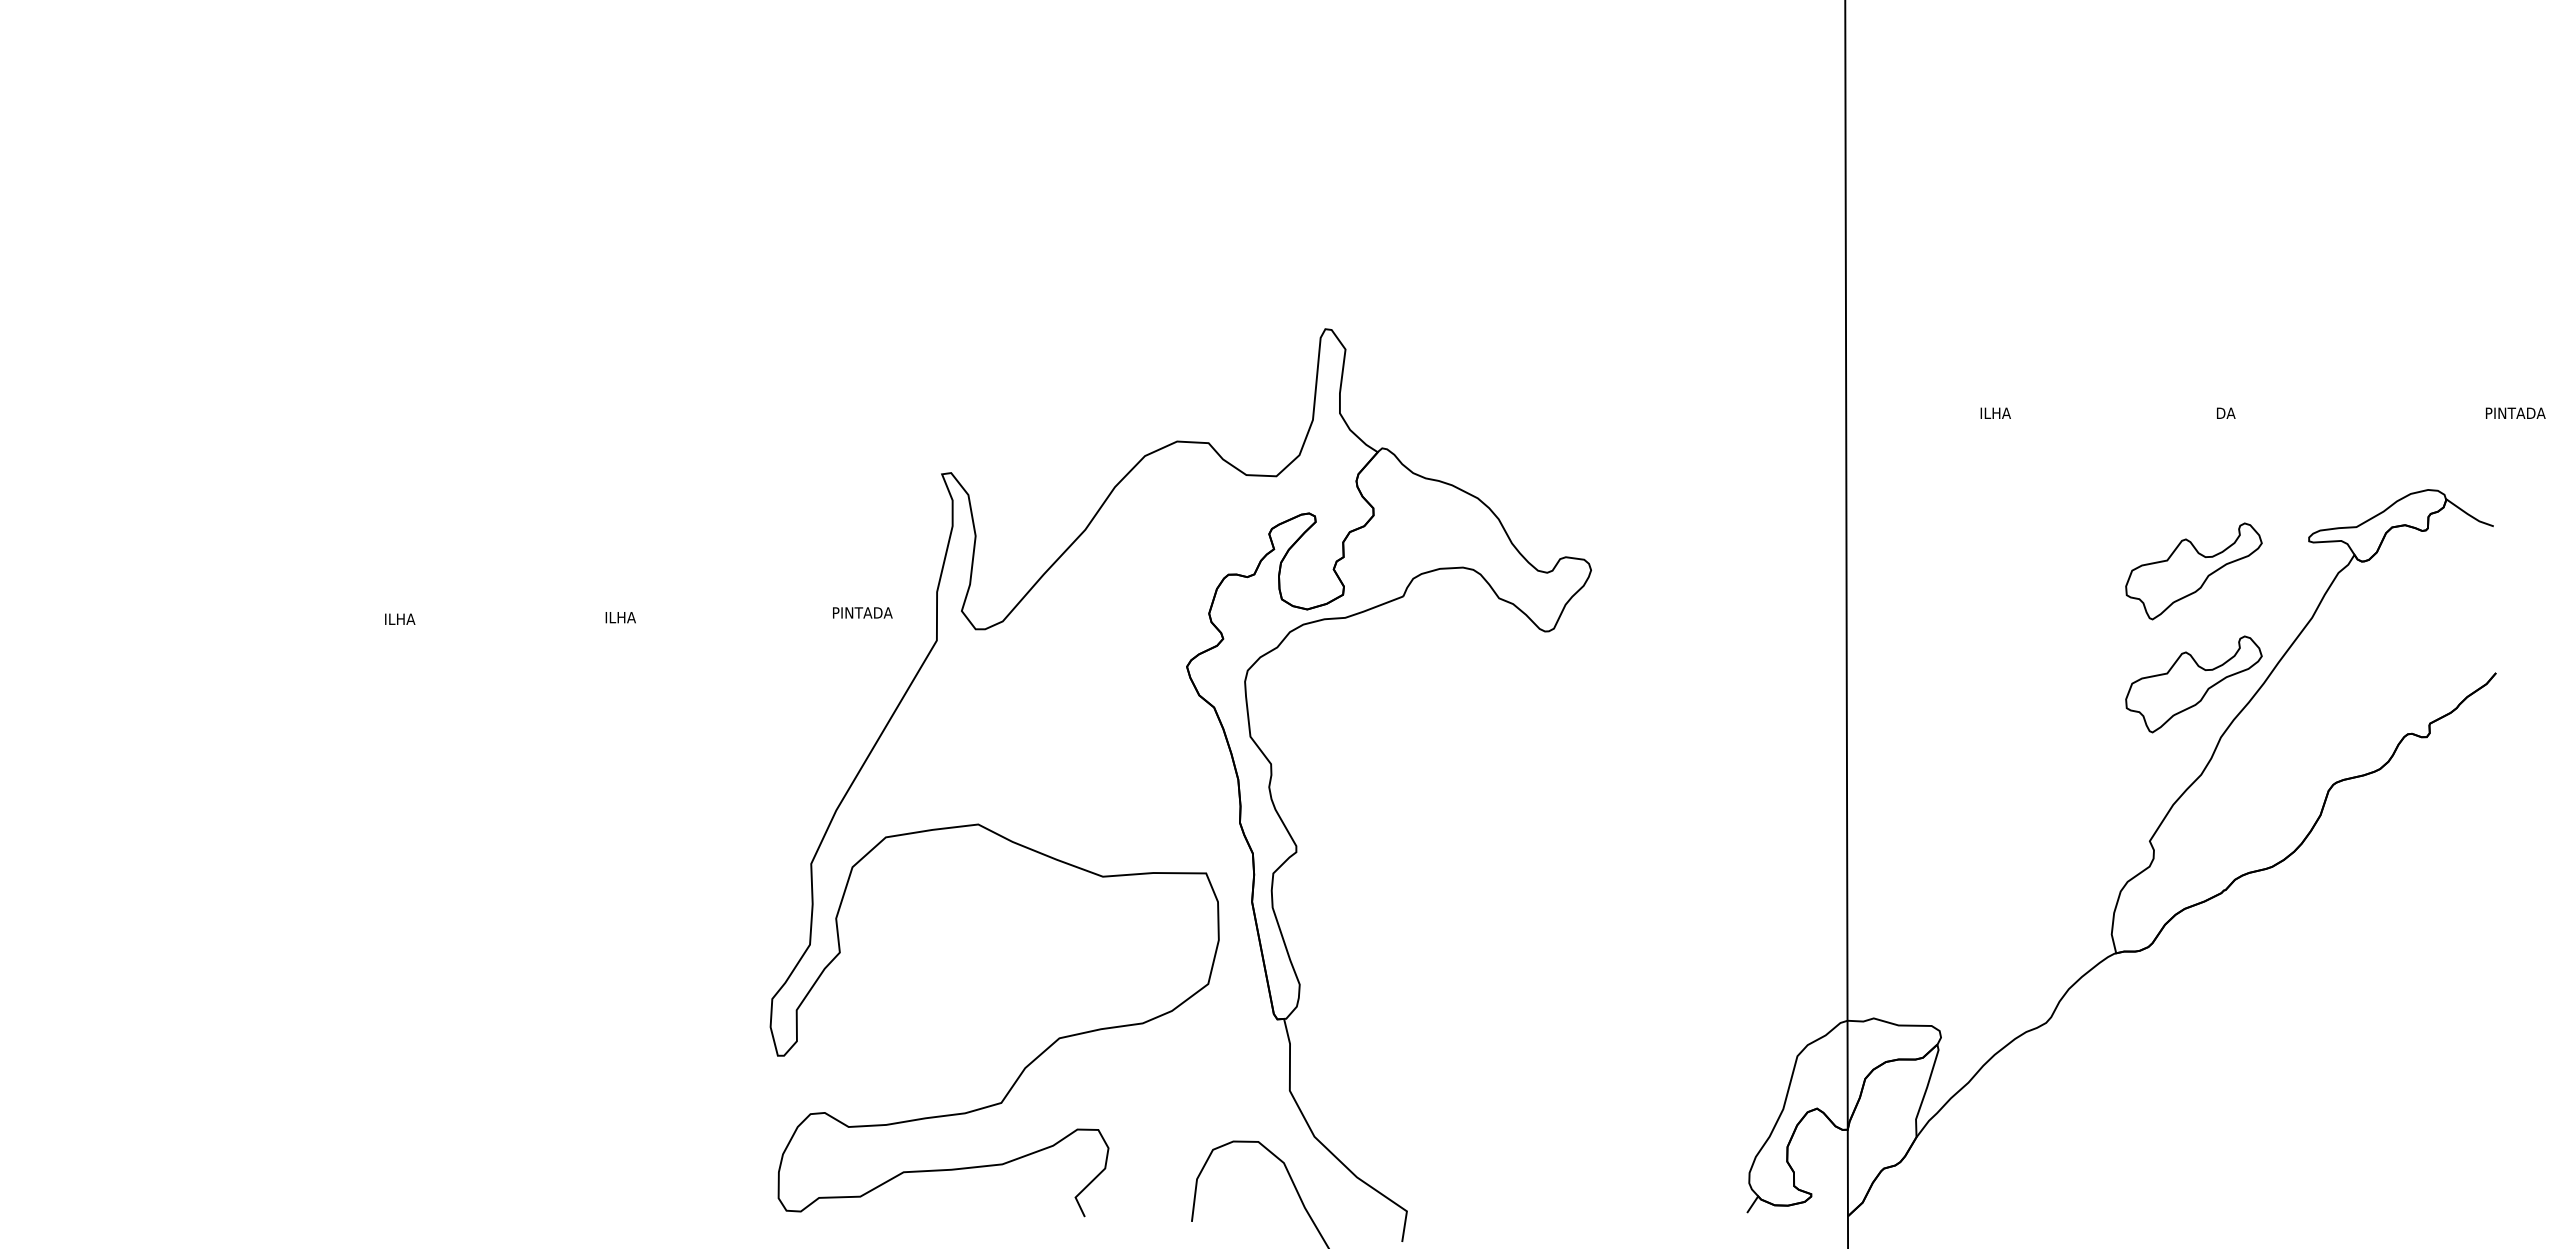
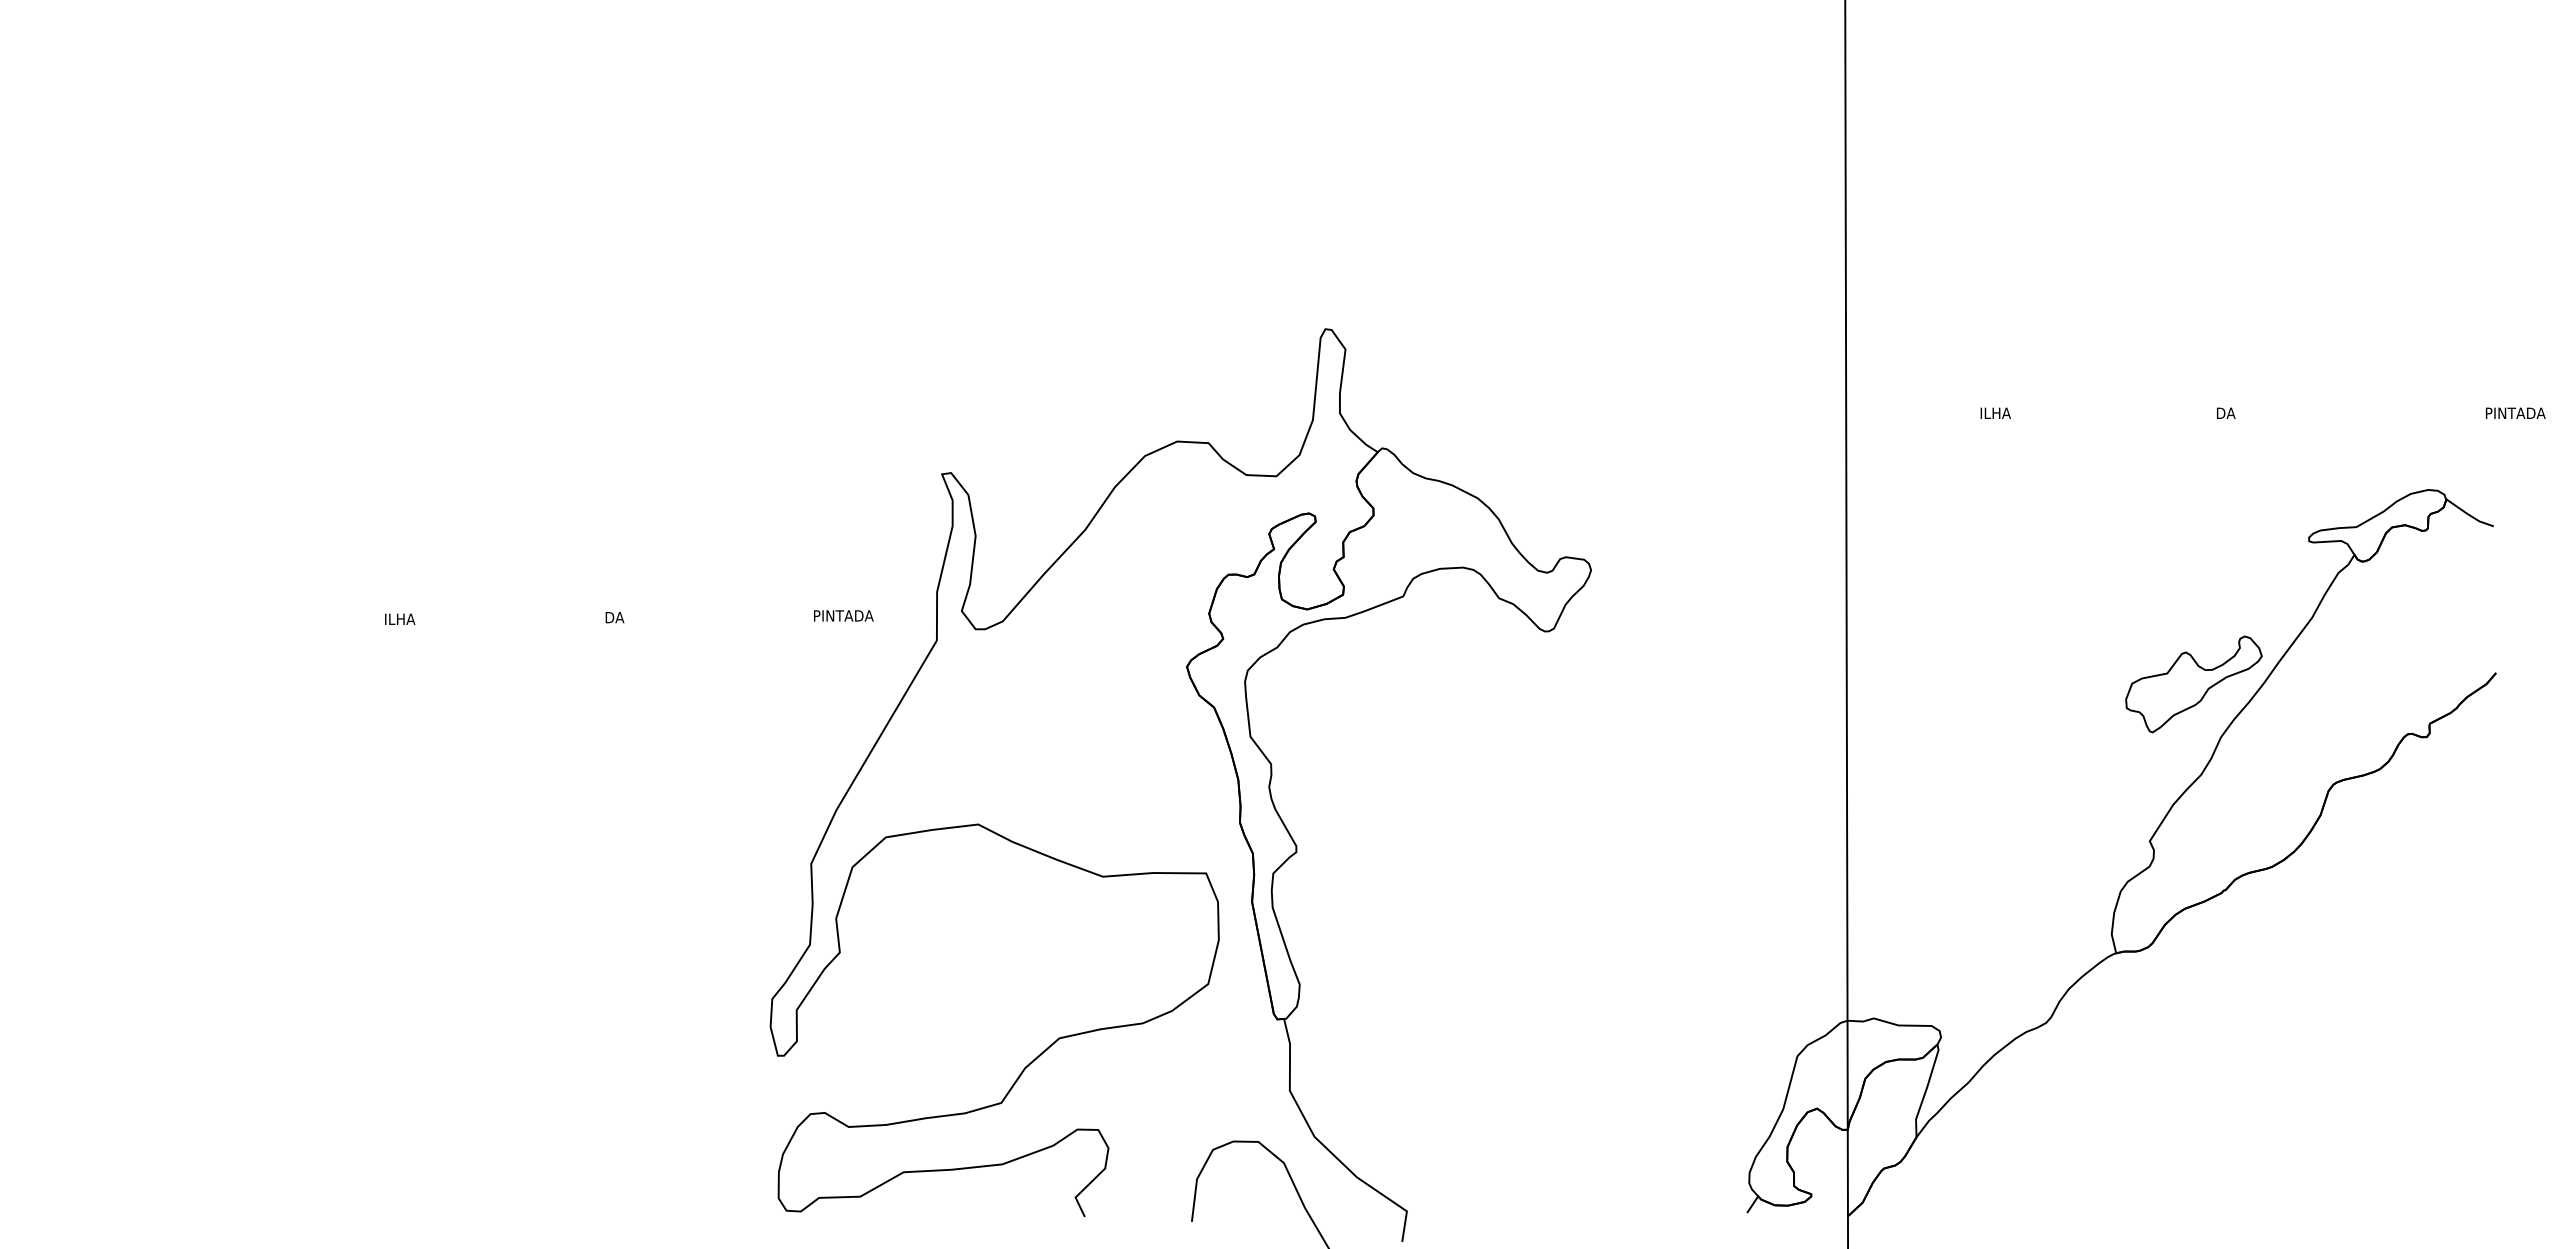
part: present -> none (2193, 571)
text position: (862, 612) -> (843, 615) (843, 615)
text: ILHA -> DA (621, 617)
